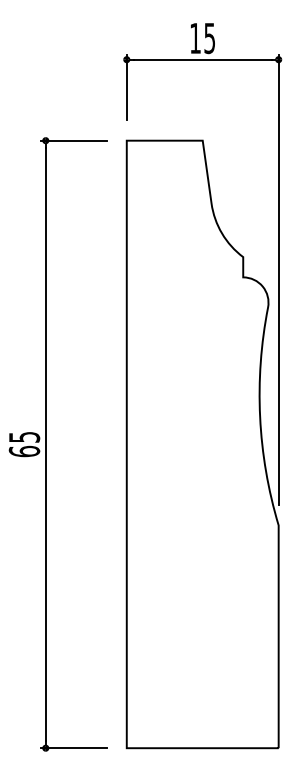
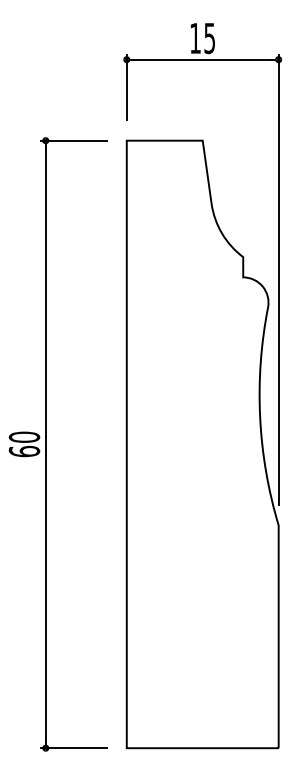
text: 65 -> 60 (24, 436)
